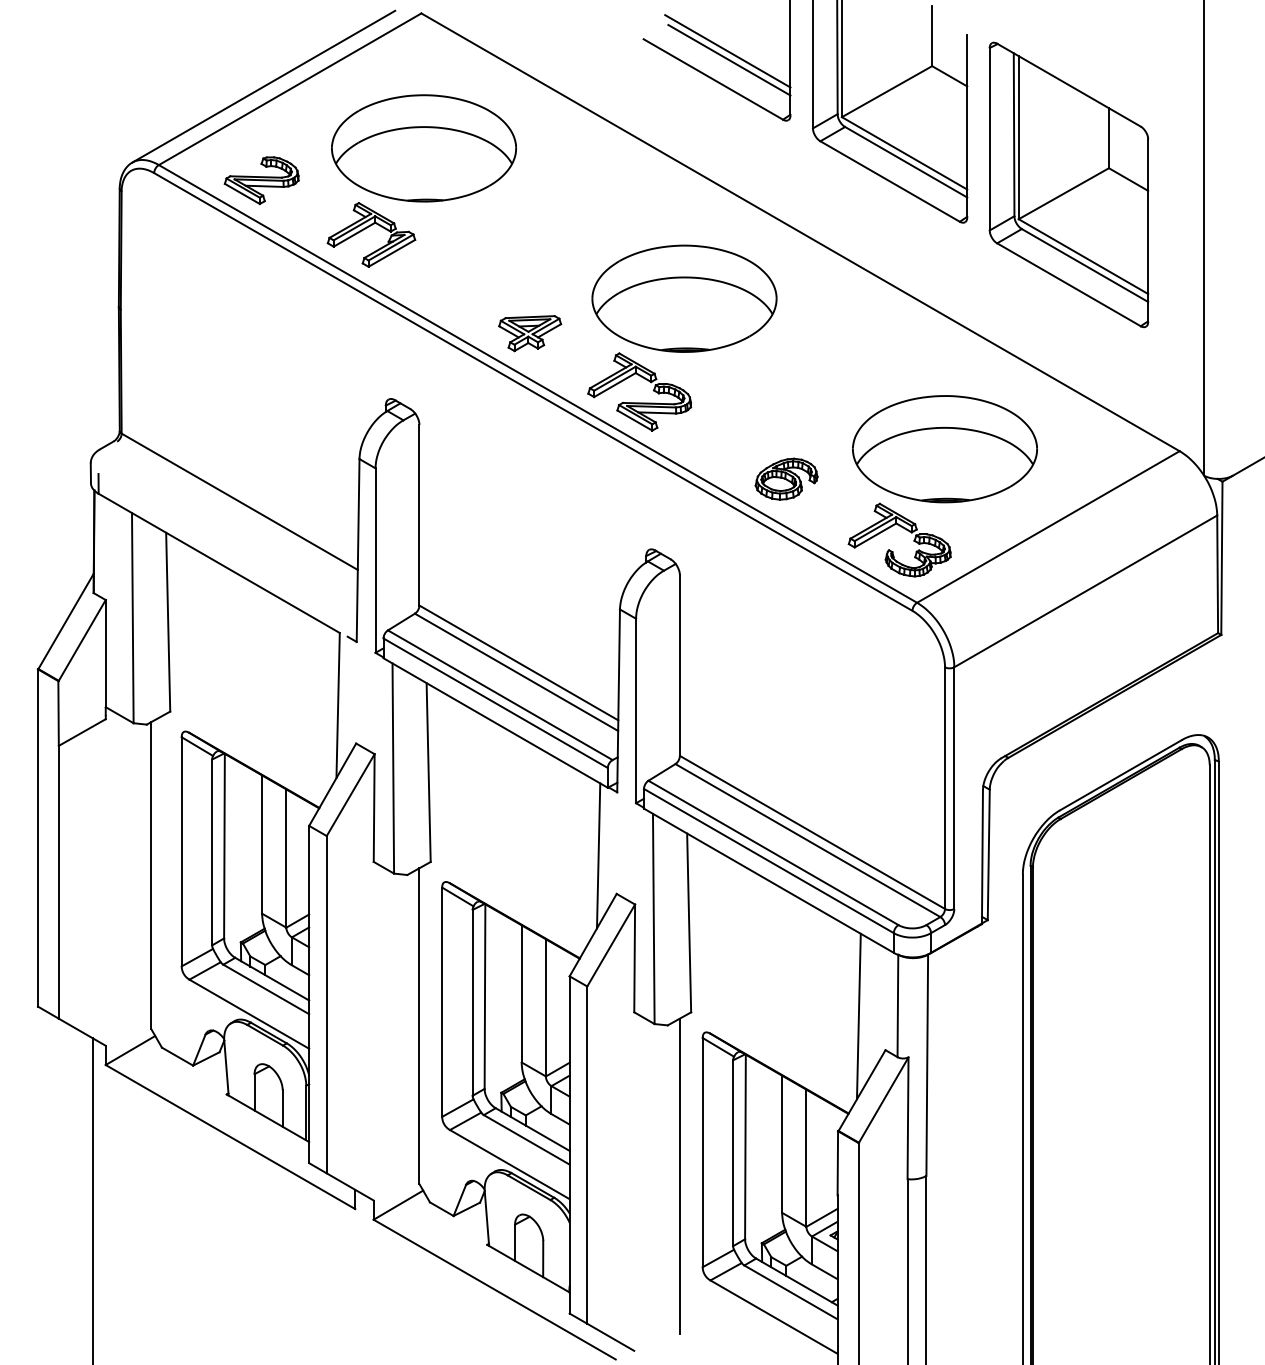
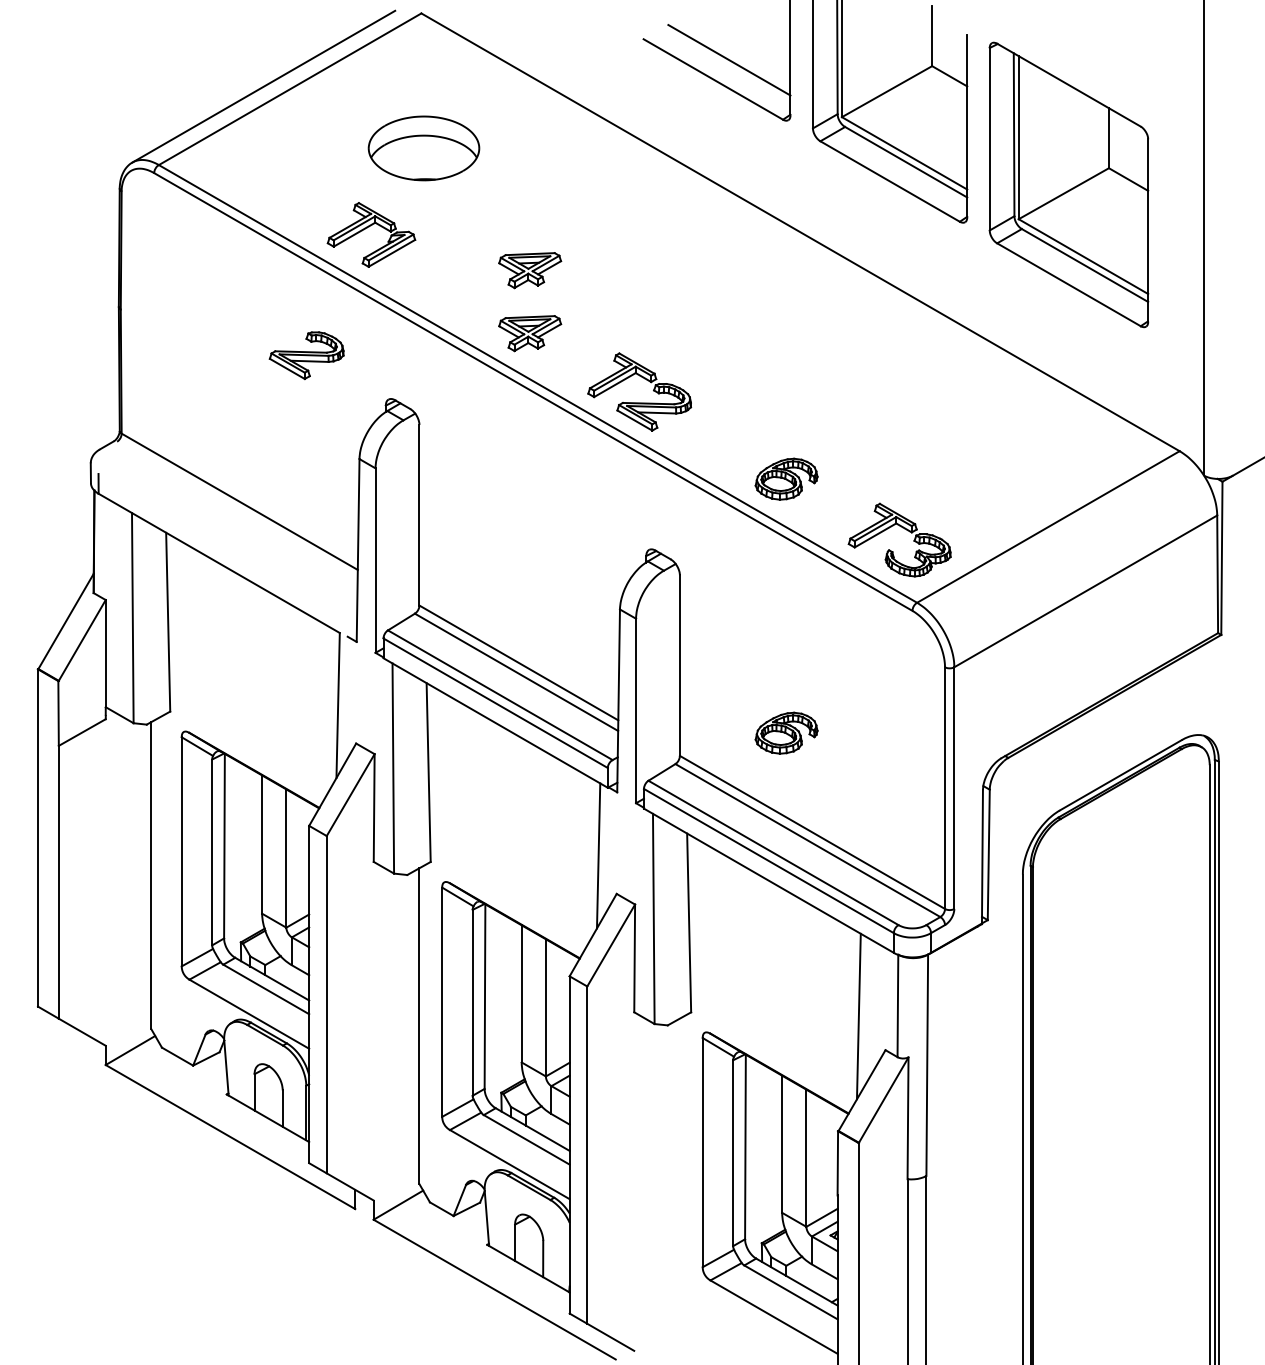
line: present -> none (727, 51)
part size: 186x109 px -> 114x67 px (423, 148)
part position: (261, 180) -> (306, 355) (306, 355)
part: none -> present (530, 270)
part: present -> none (684, 298)
part: present -> none (944, 449)
part: none -> present (786, 732)
line: present -> none (679, 1176)
line: present -> none (92, 1199)
